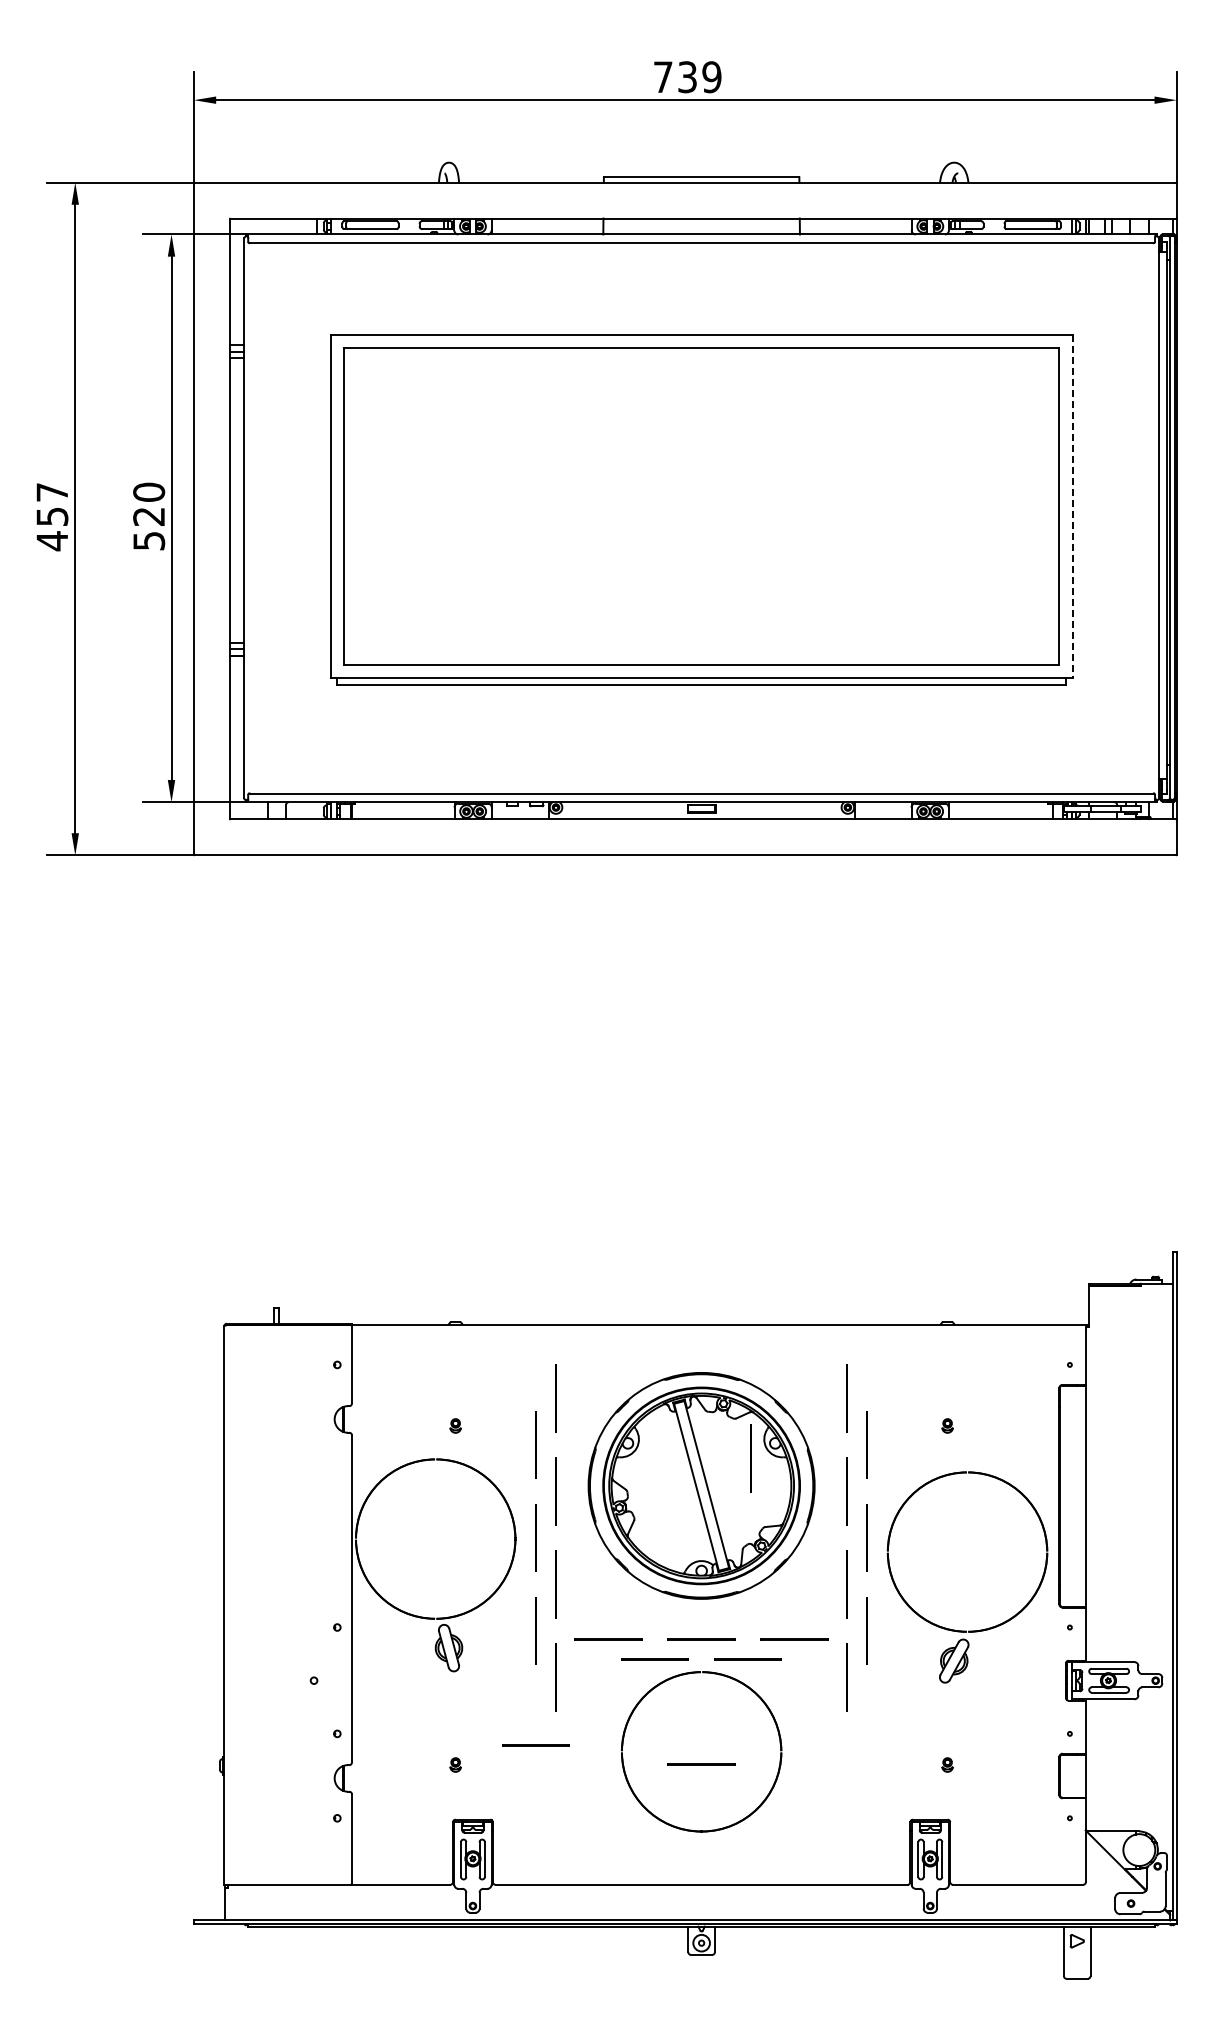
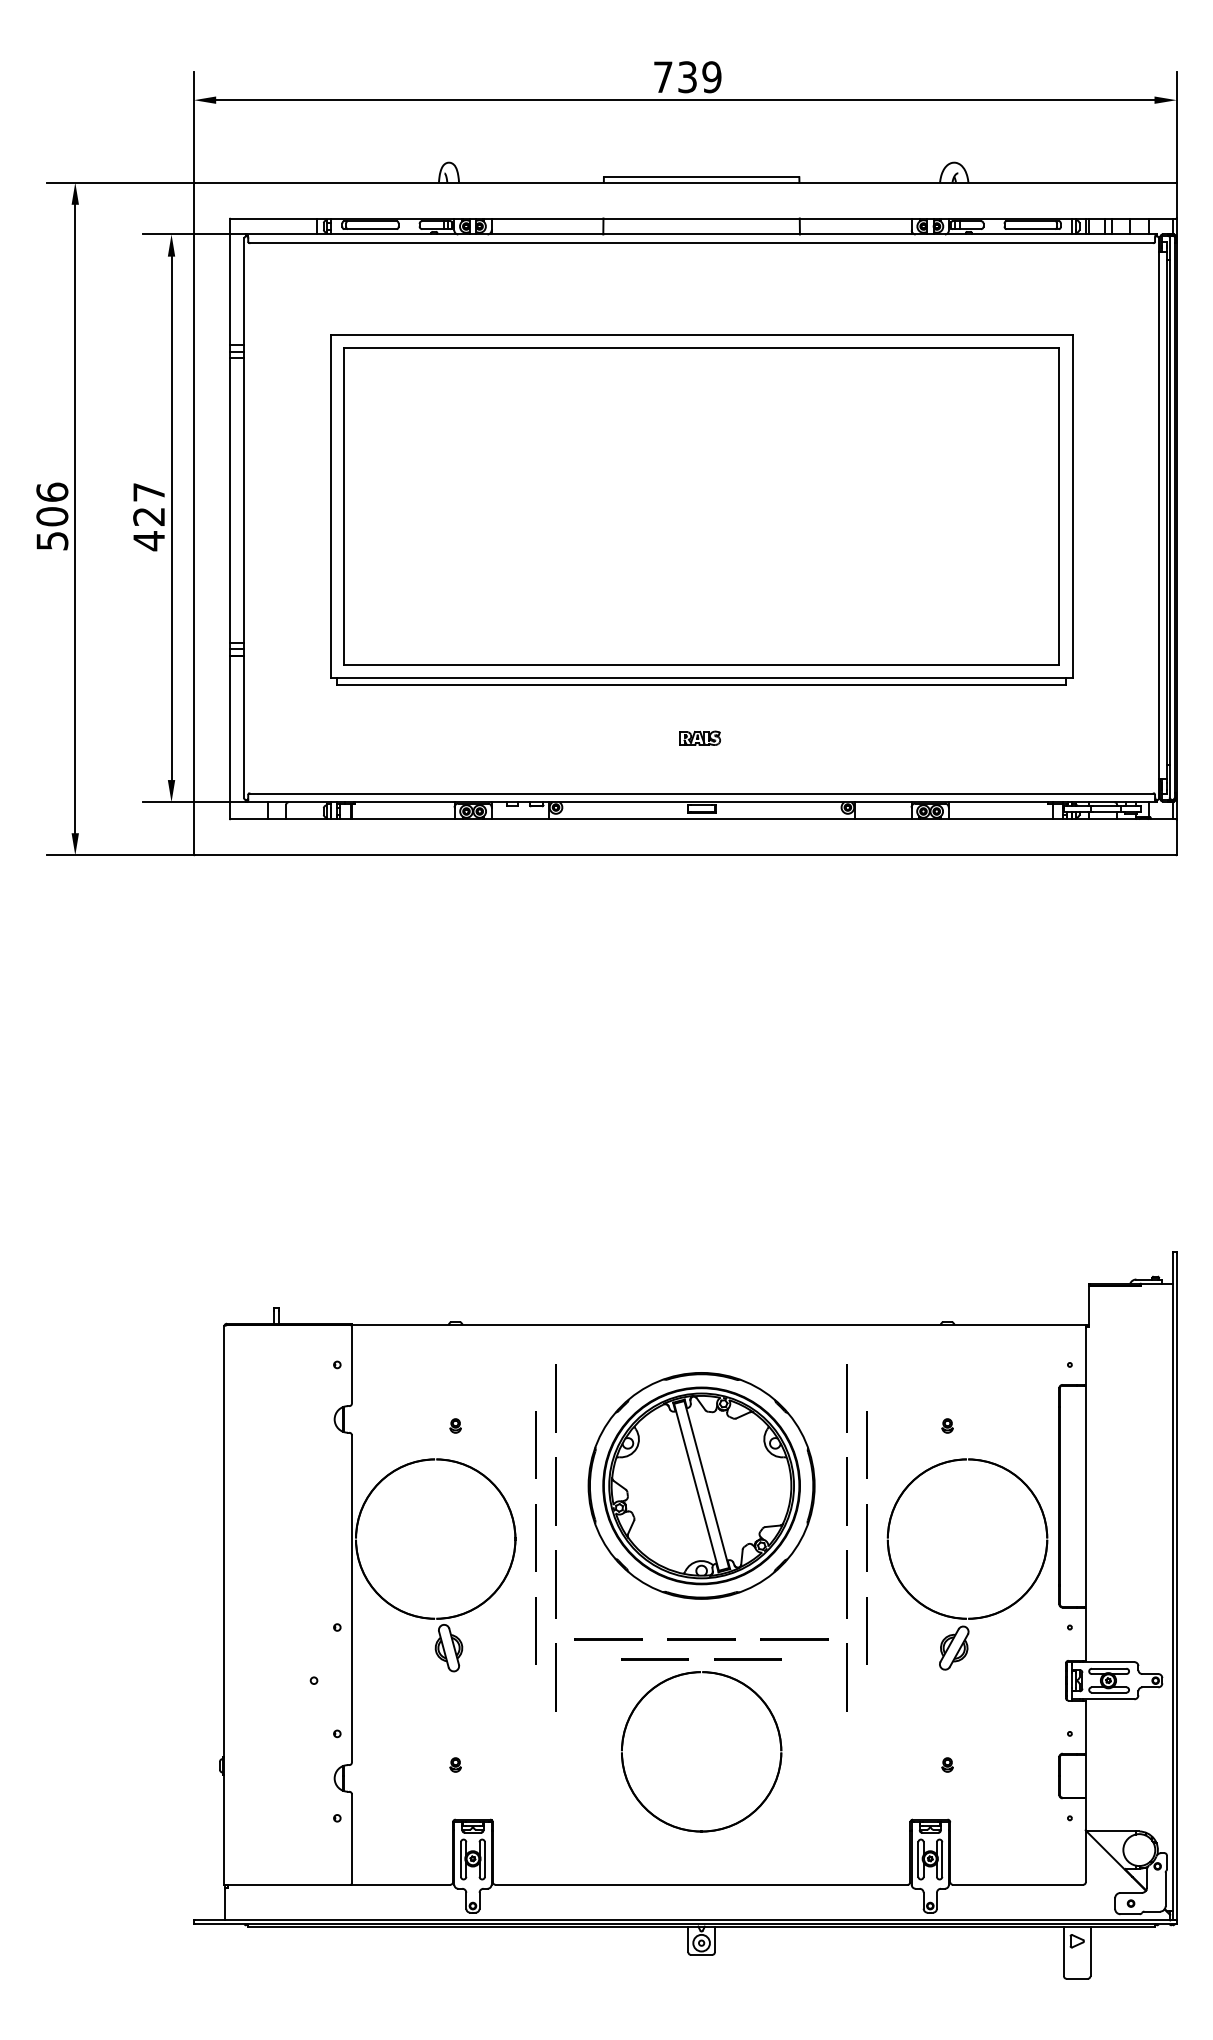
line: dashed -> solid (1072, 506)
text: 457 -> 506 (52, 516)
text: 520 -> 427 (149, 516)
part: none -> present (700, 737)
line: present -> none (750, 1458)
part position: (966, 1630) -> (966, 1617) (966, 1617)
line: present -> none (535, 1745)
line: present -> none (701, 1764)
